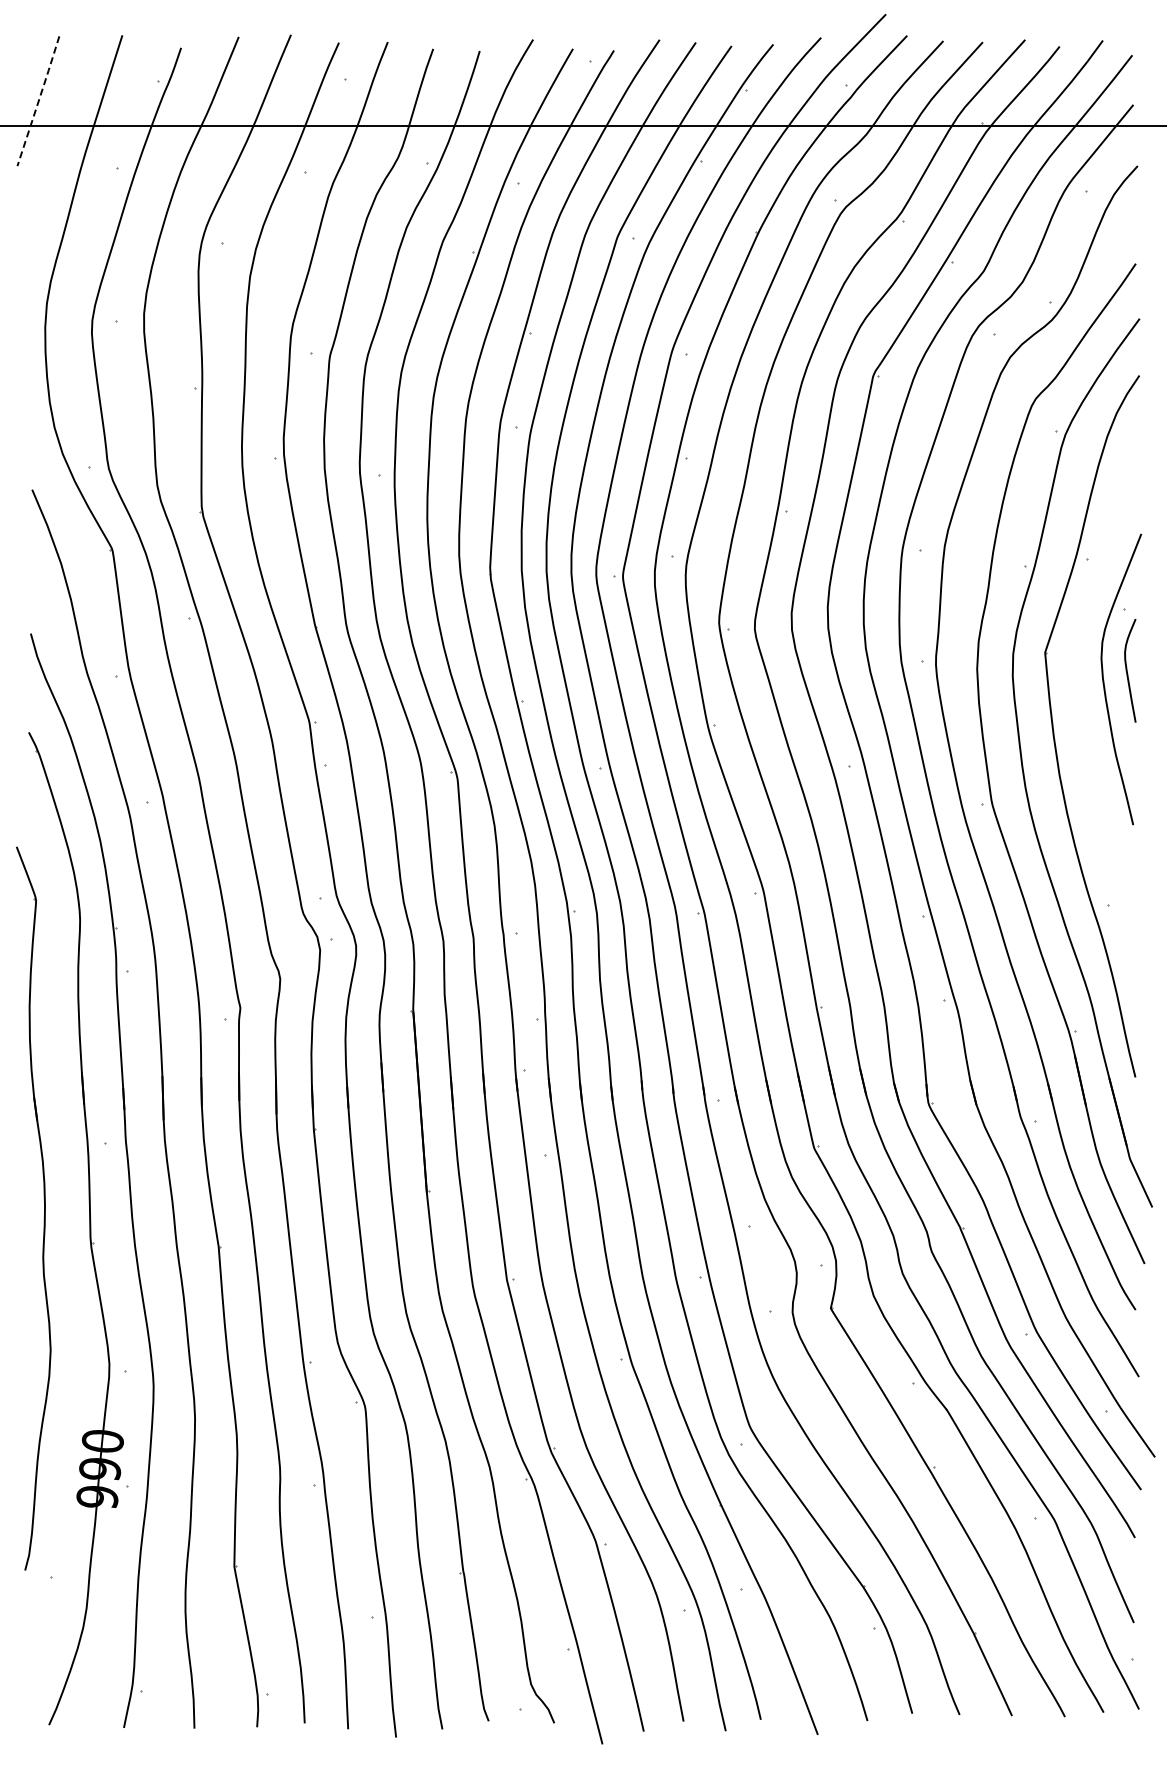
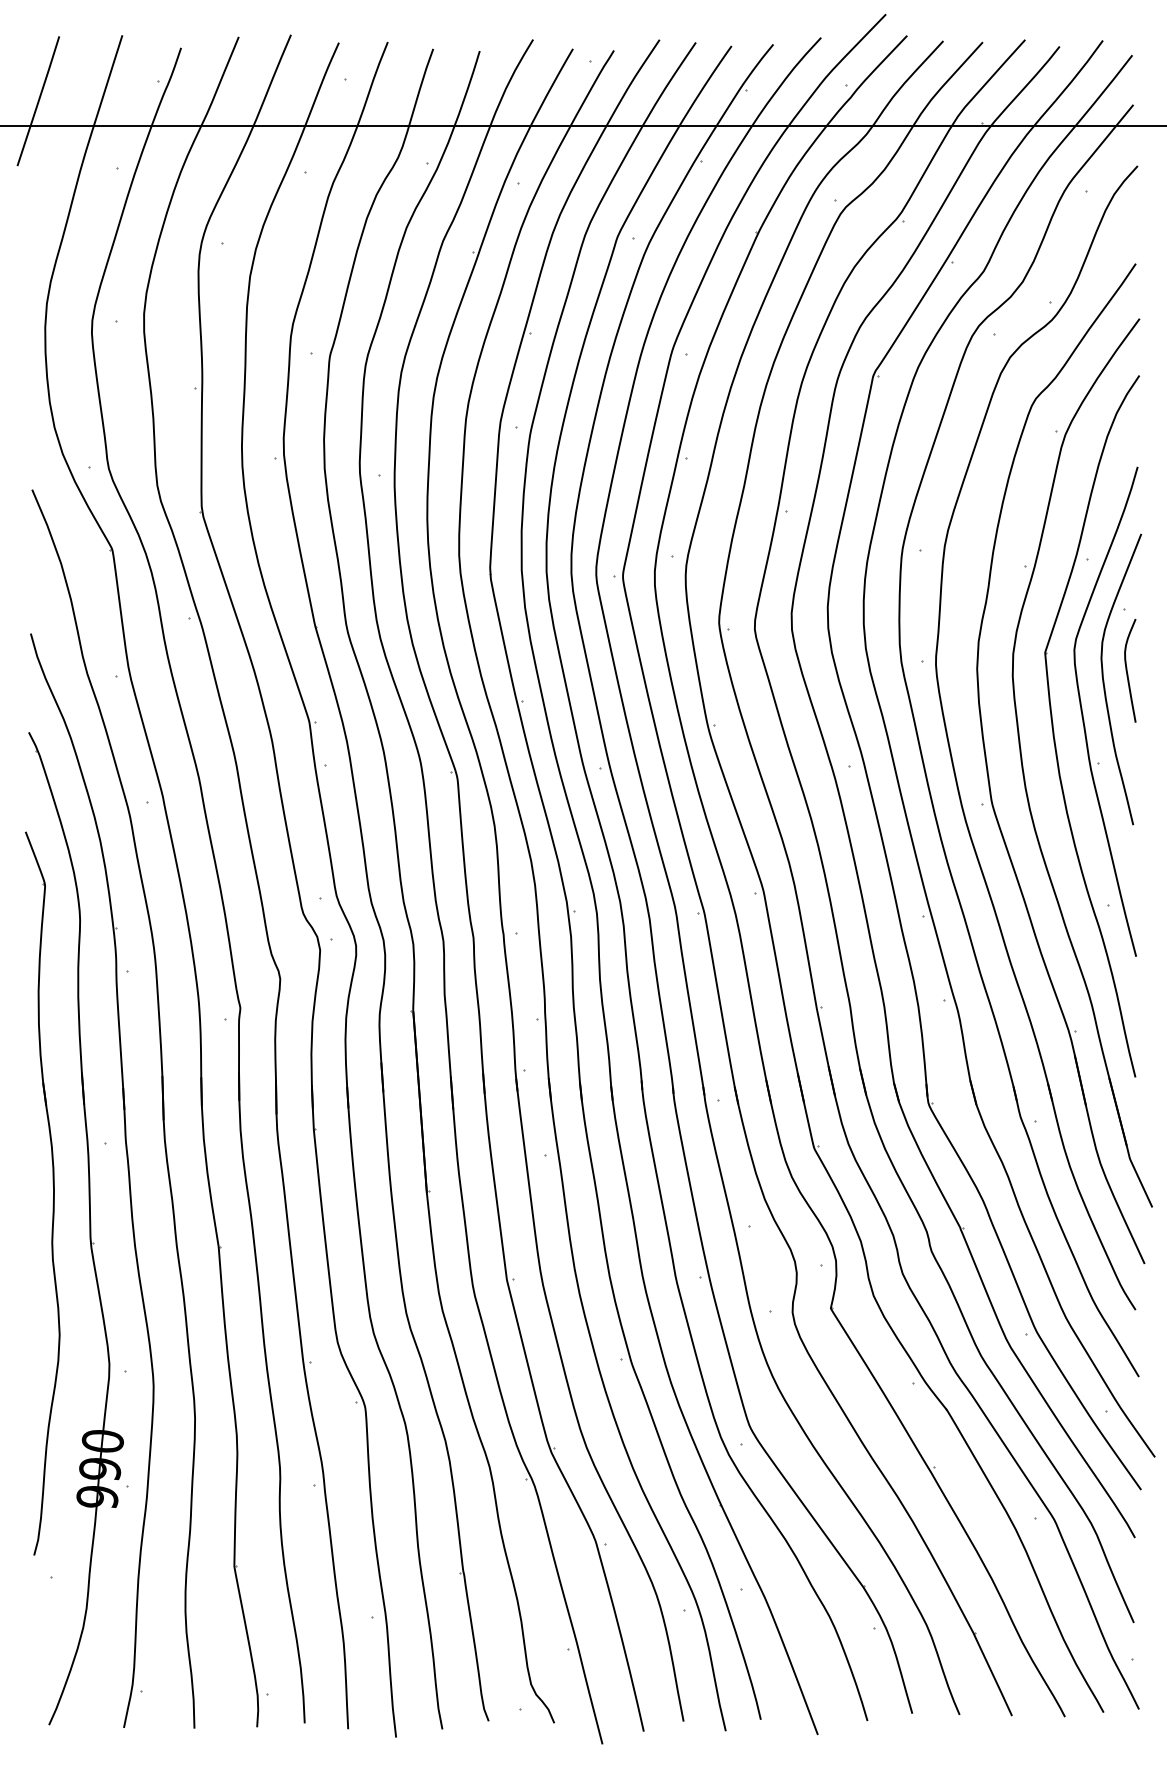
line: dashed -> solid (38, 101)
part: none -> present (1083, 713)
part position: (44, 1208) -> (53, 1193) (53, 1193)
